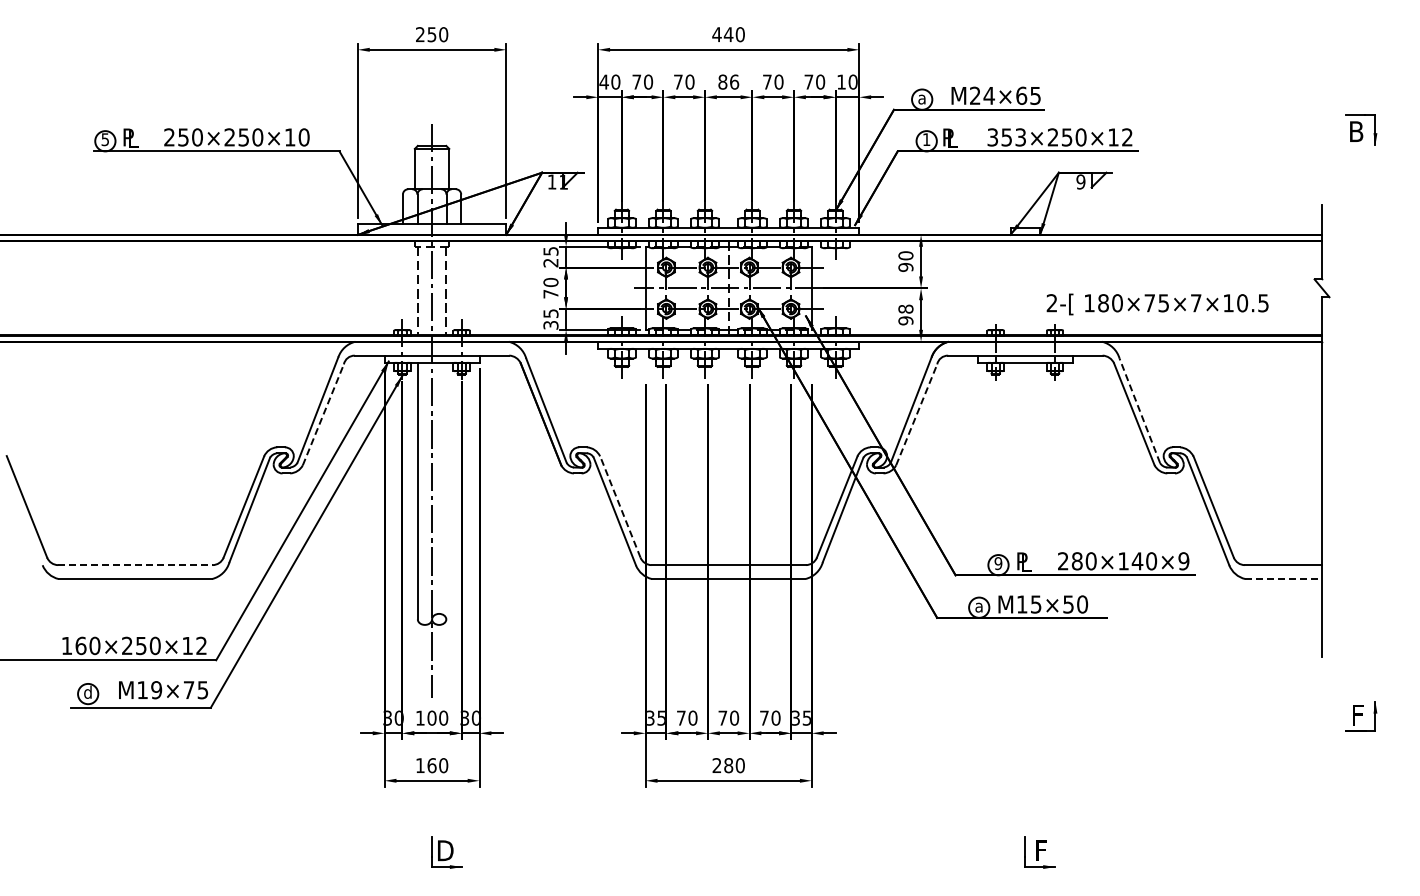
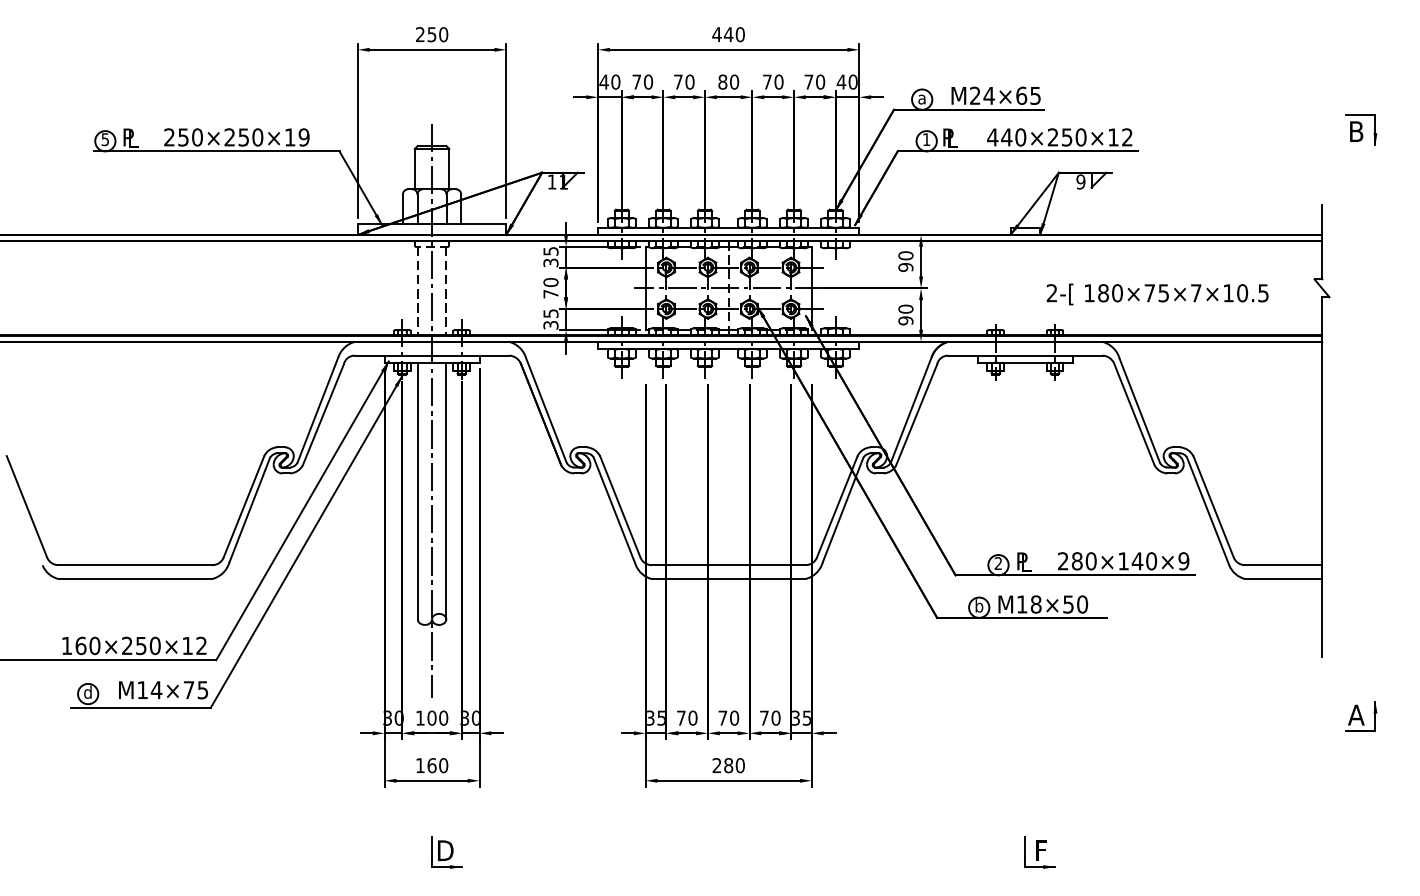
text: 86 -> 80 (734, 81)
text: 10 -> 40 (841, 81)
text: 250×250×10 -> 250×250×19 (303, 137)
text: 353×250×12 -> 440×250×12 (1006, 137)
text: 25 -> 35 (550, 262)
text position: (1157, 304) -> (1157, 294) (1157, 294)
text: 98 -> 90 (905, 308)
line: dashed -> solid (1139, 410)
line: dashed -> solid (323, 414)
line: dashed -> solid (916, 414)
line: none -> present (446, 490)
line: dashed -> solid (620, 506)
text: 9 -> 2 (998, 563)
line: dashed -> solid (135, 565)
line: dashed -> solid (1284, 579)
text: M15×50 -> M18×50 (1035, 604)
text: a -> b (979, 605)
text: M19×75 -> M14×75 (156, 690)
text: F -> A (1356, 714)
